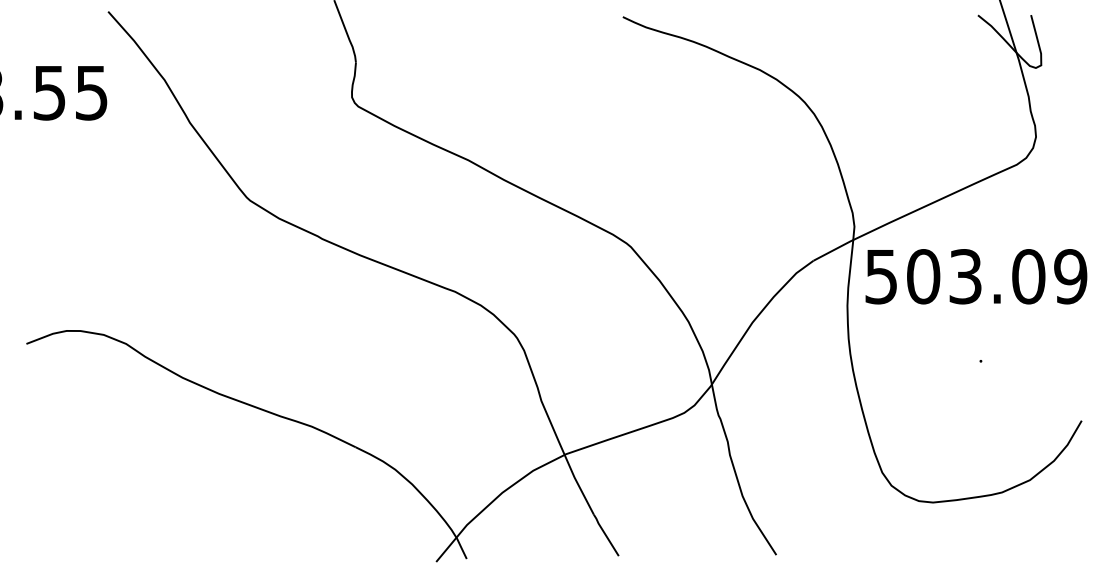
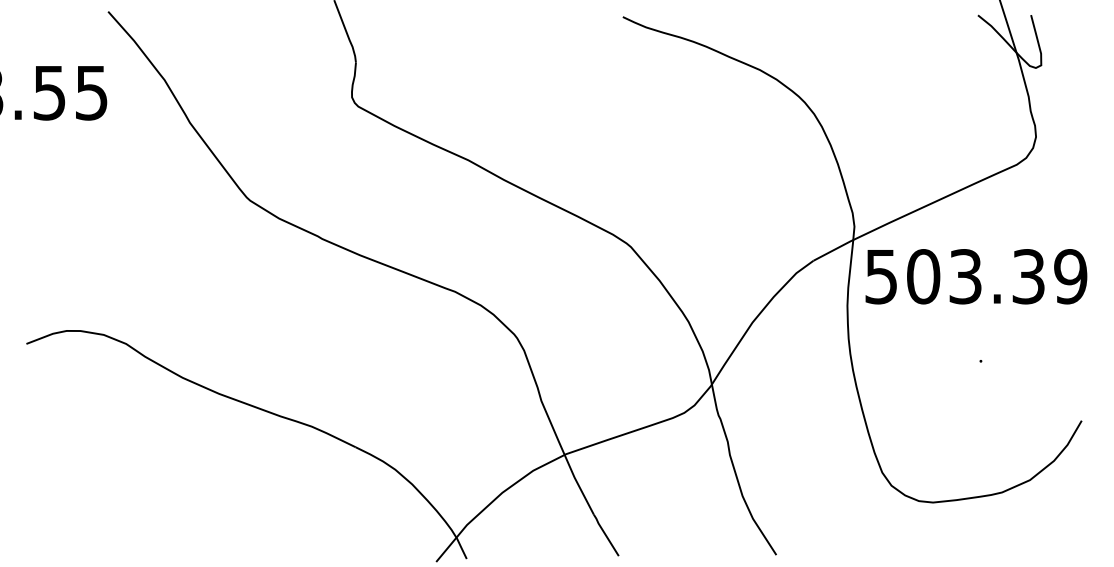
text: 503.09 -> 503.39 (1028, 276)
